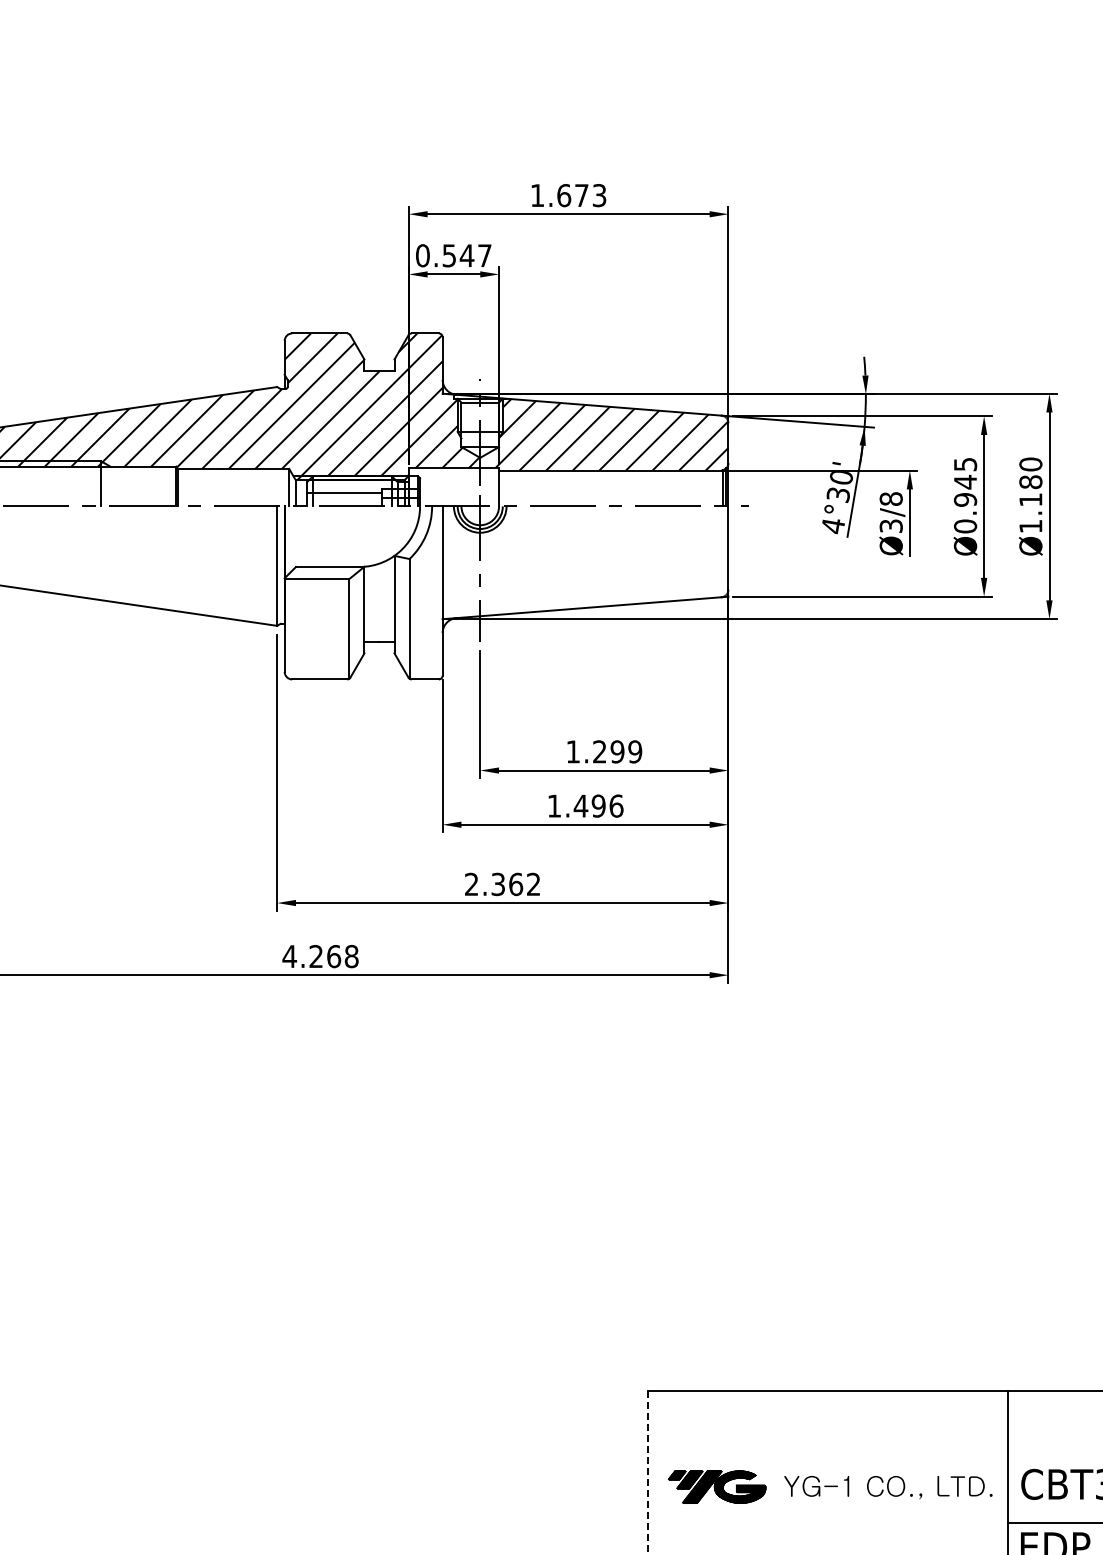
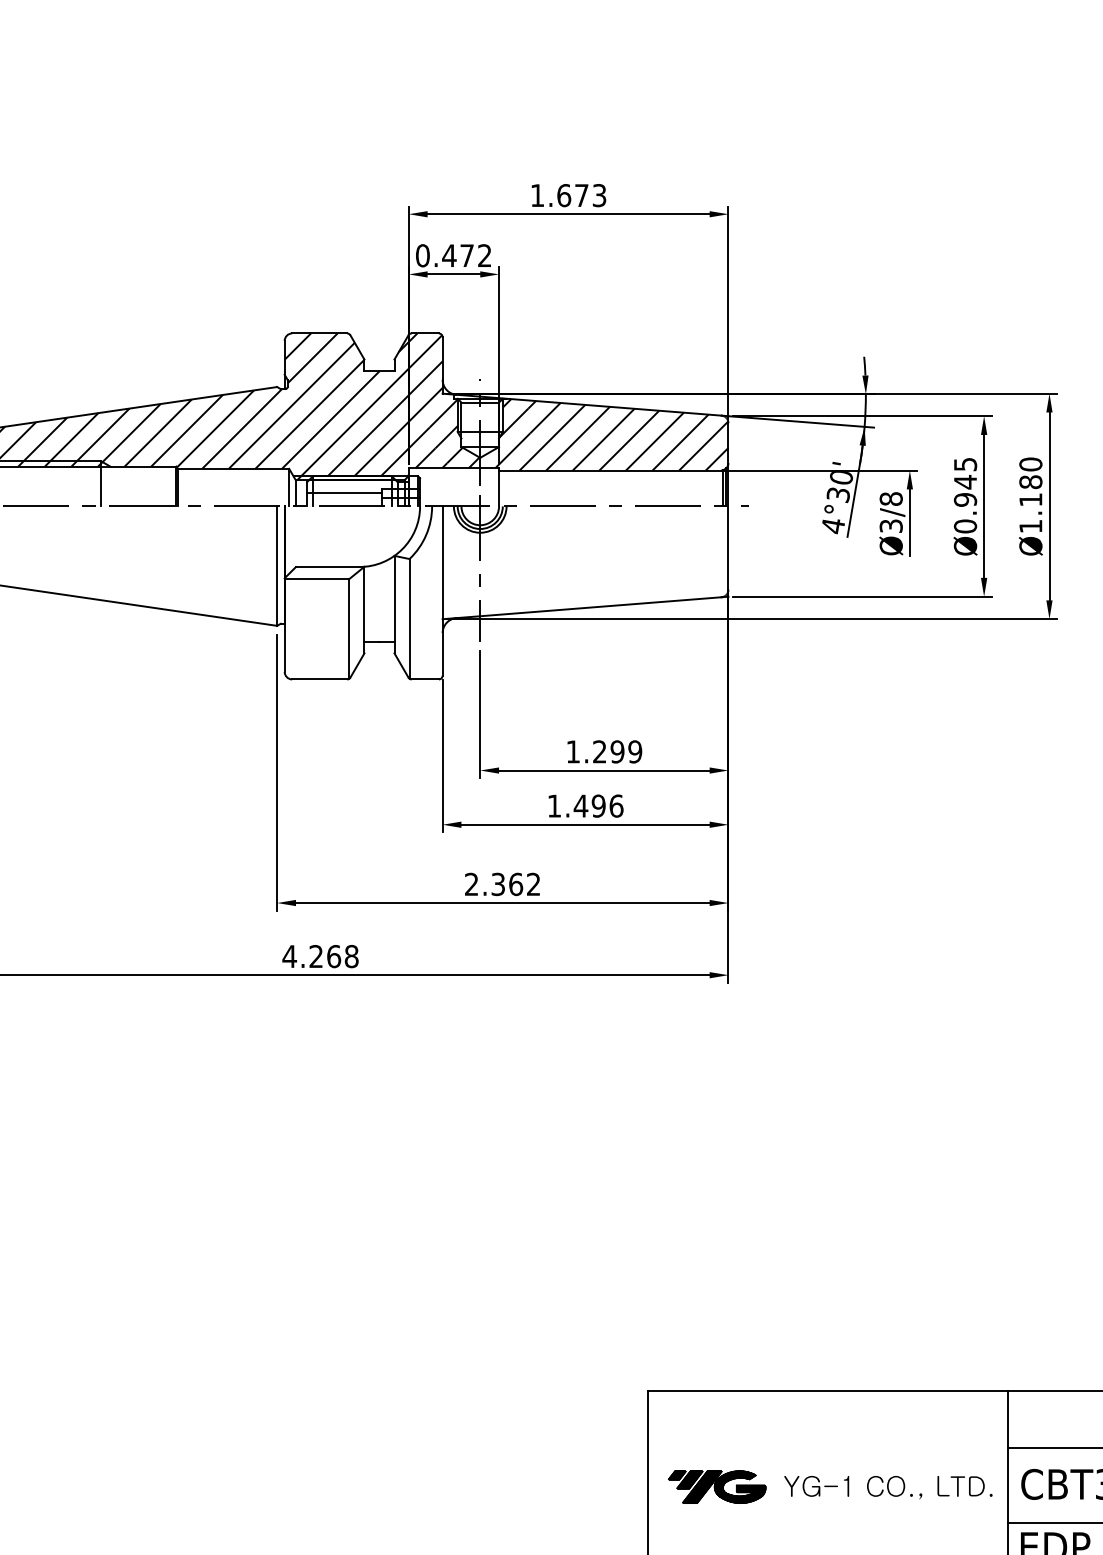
text: 0.547 -> 0.472 (466, 255)
line: none -> present (1053, 1447)
line: dashed -> solid (647, 1473)
